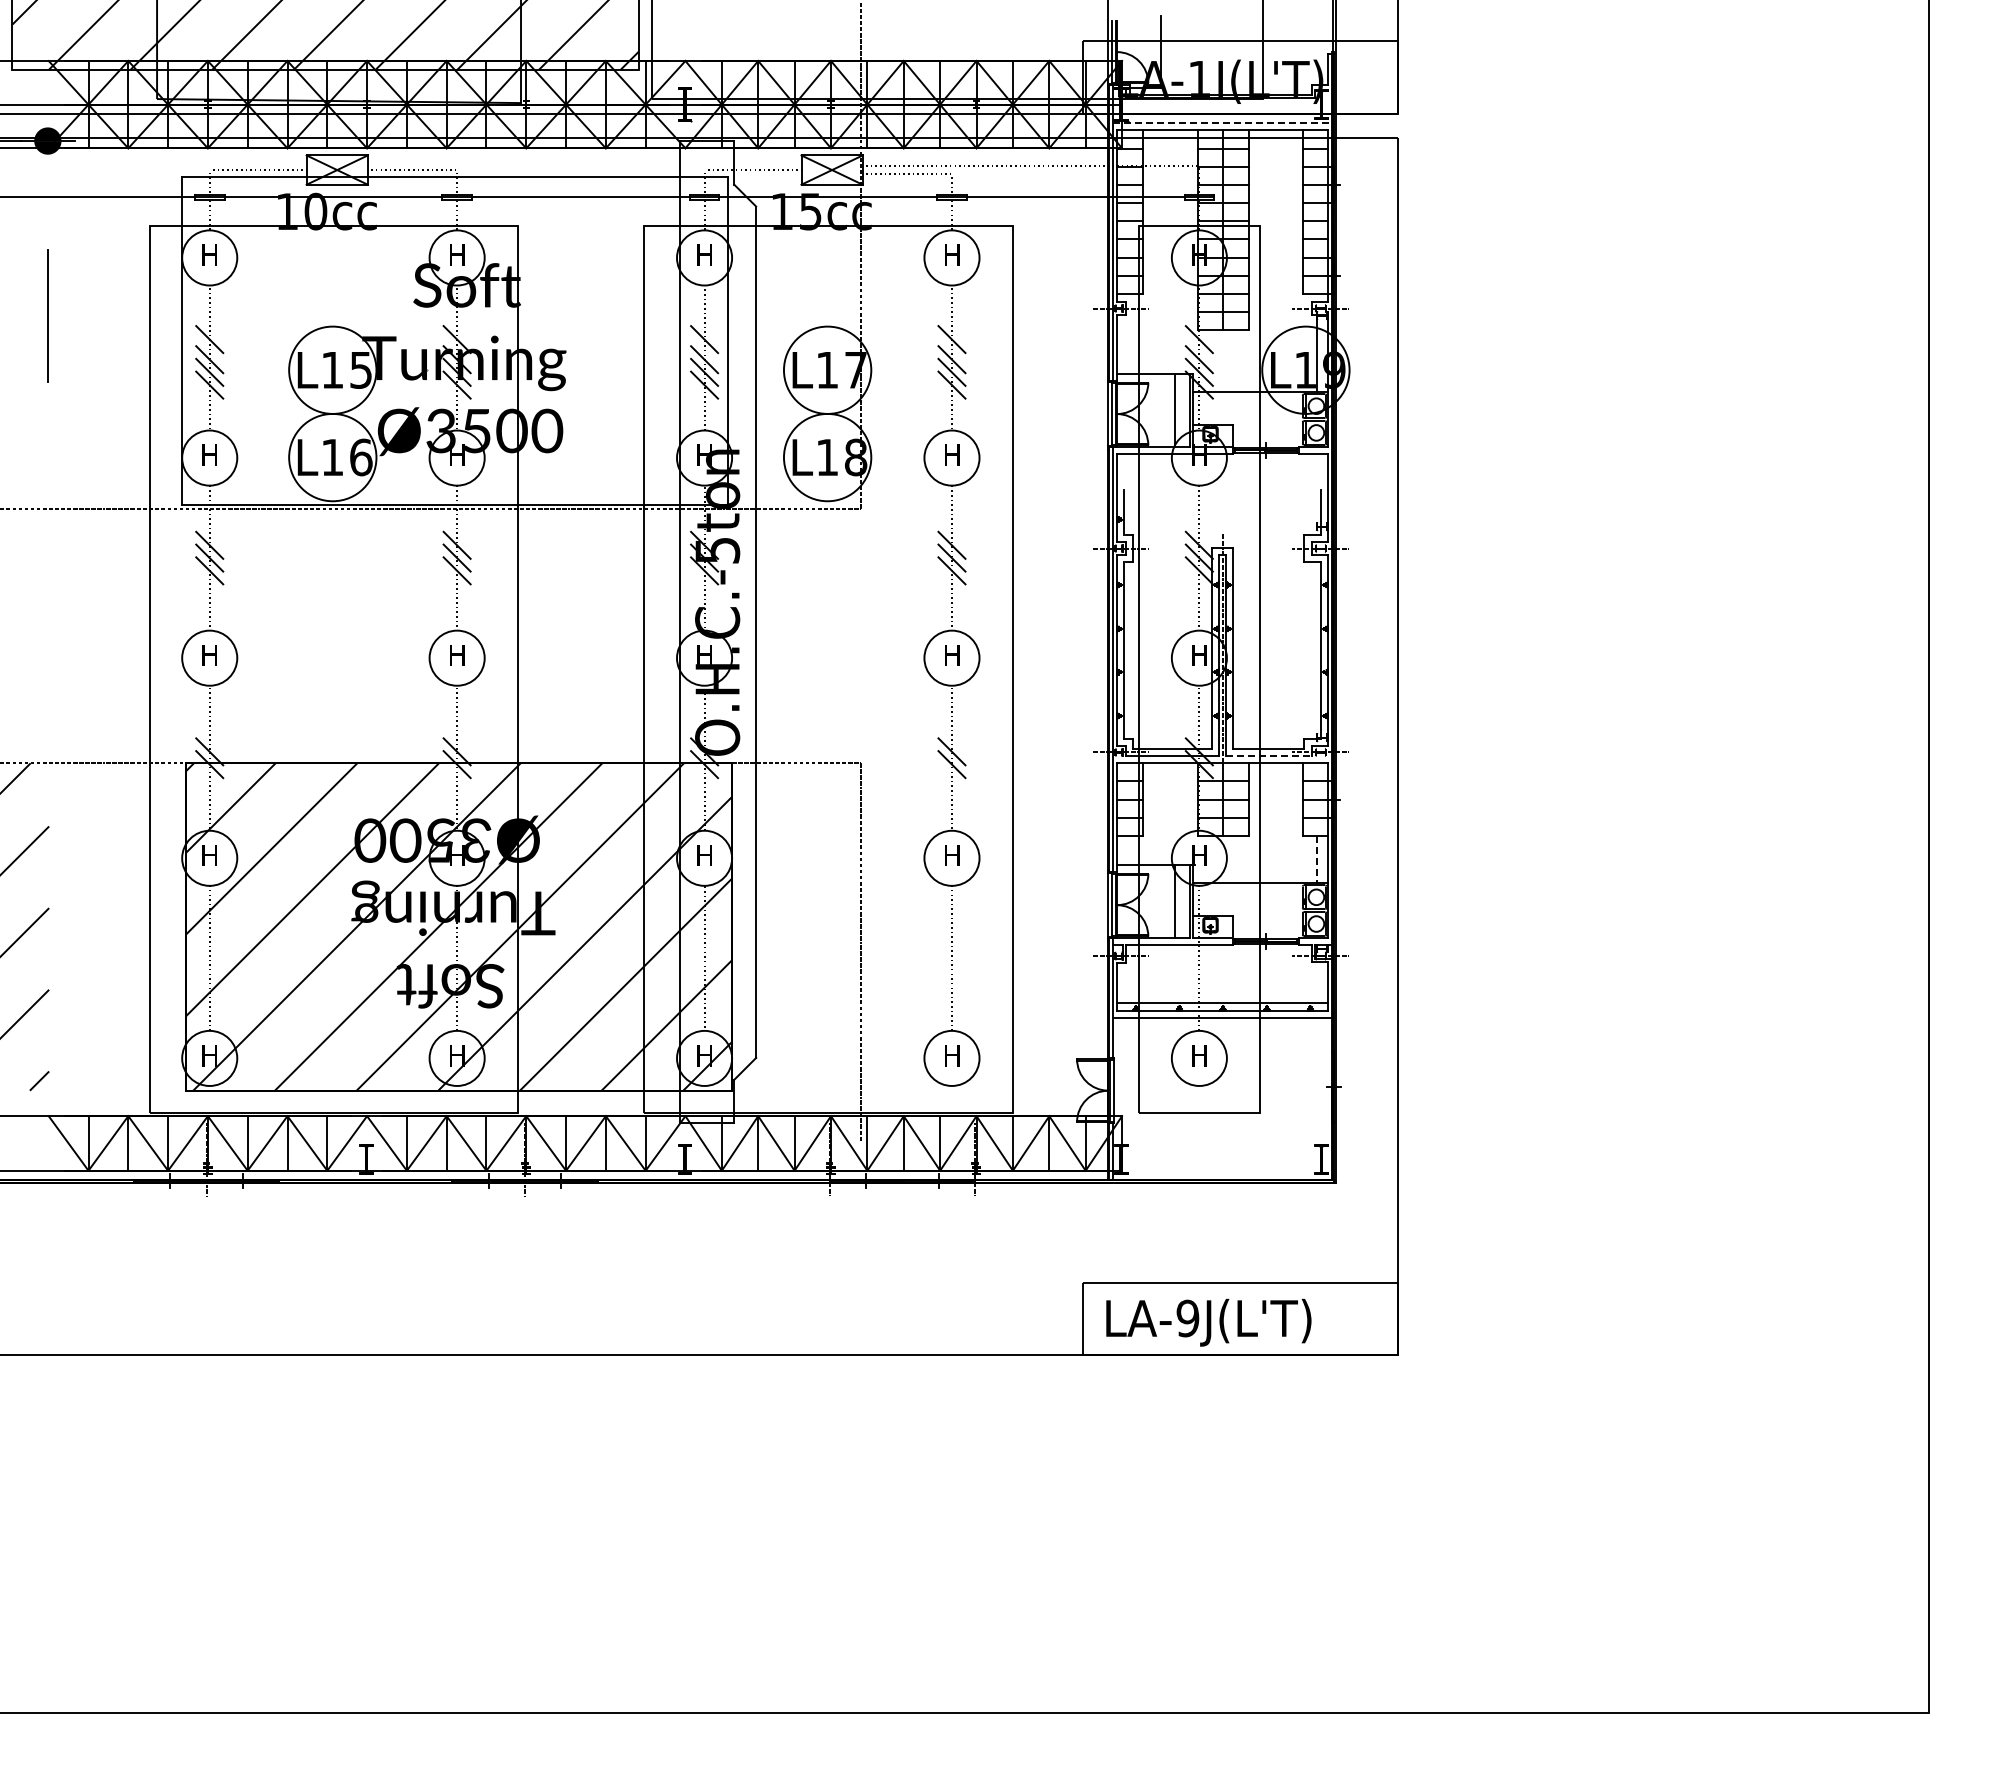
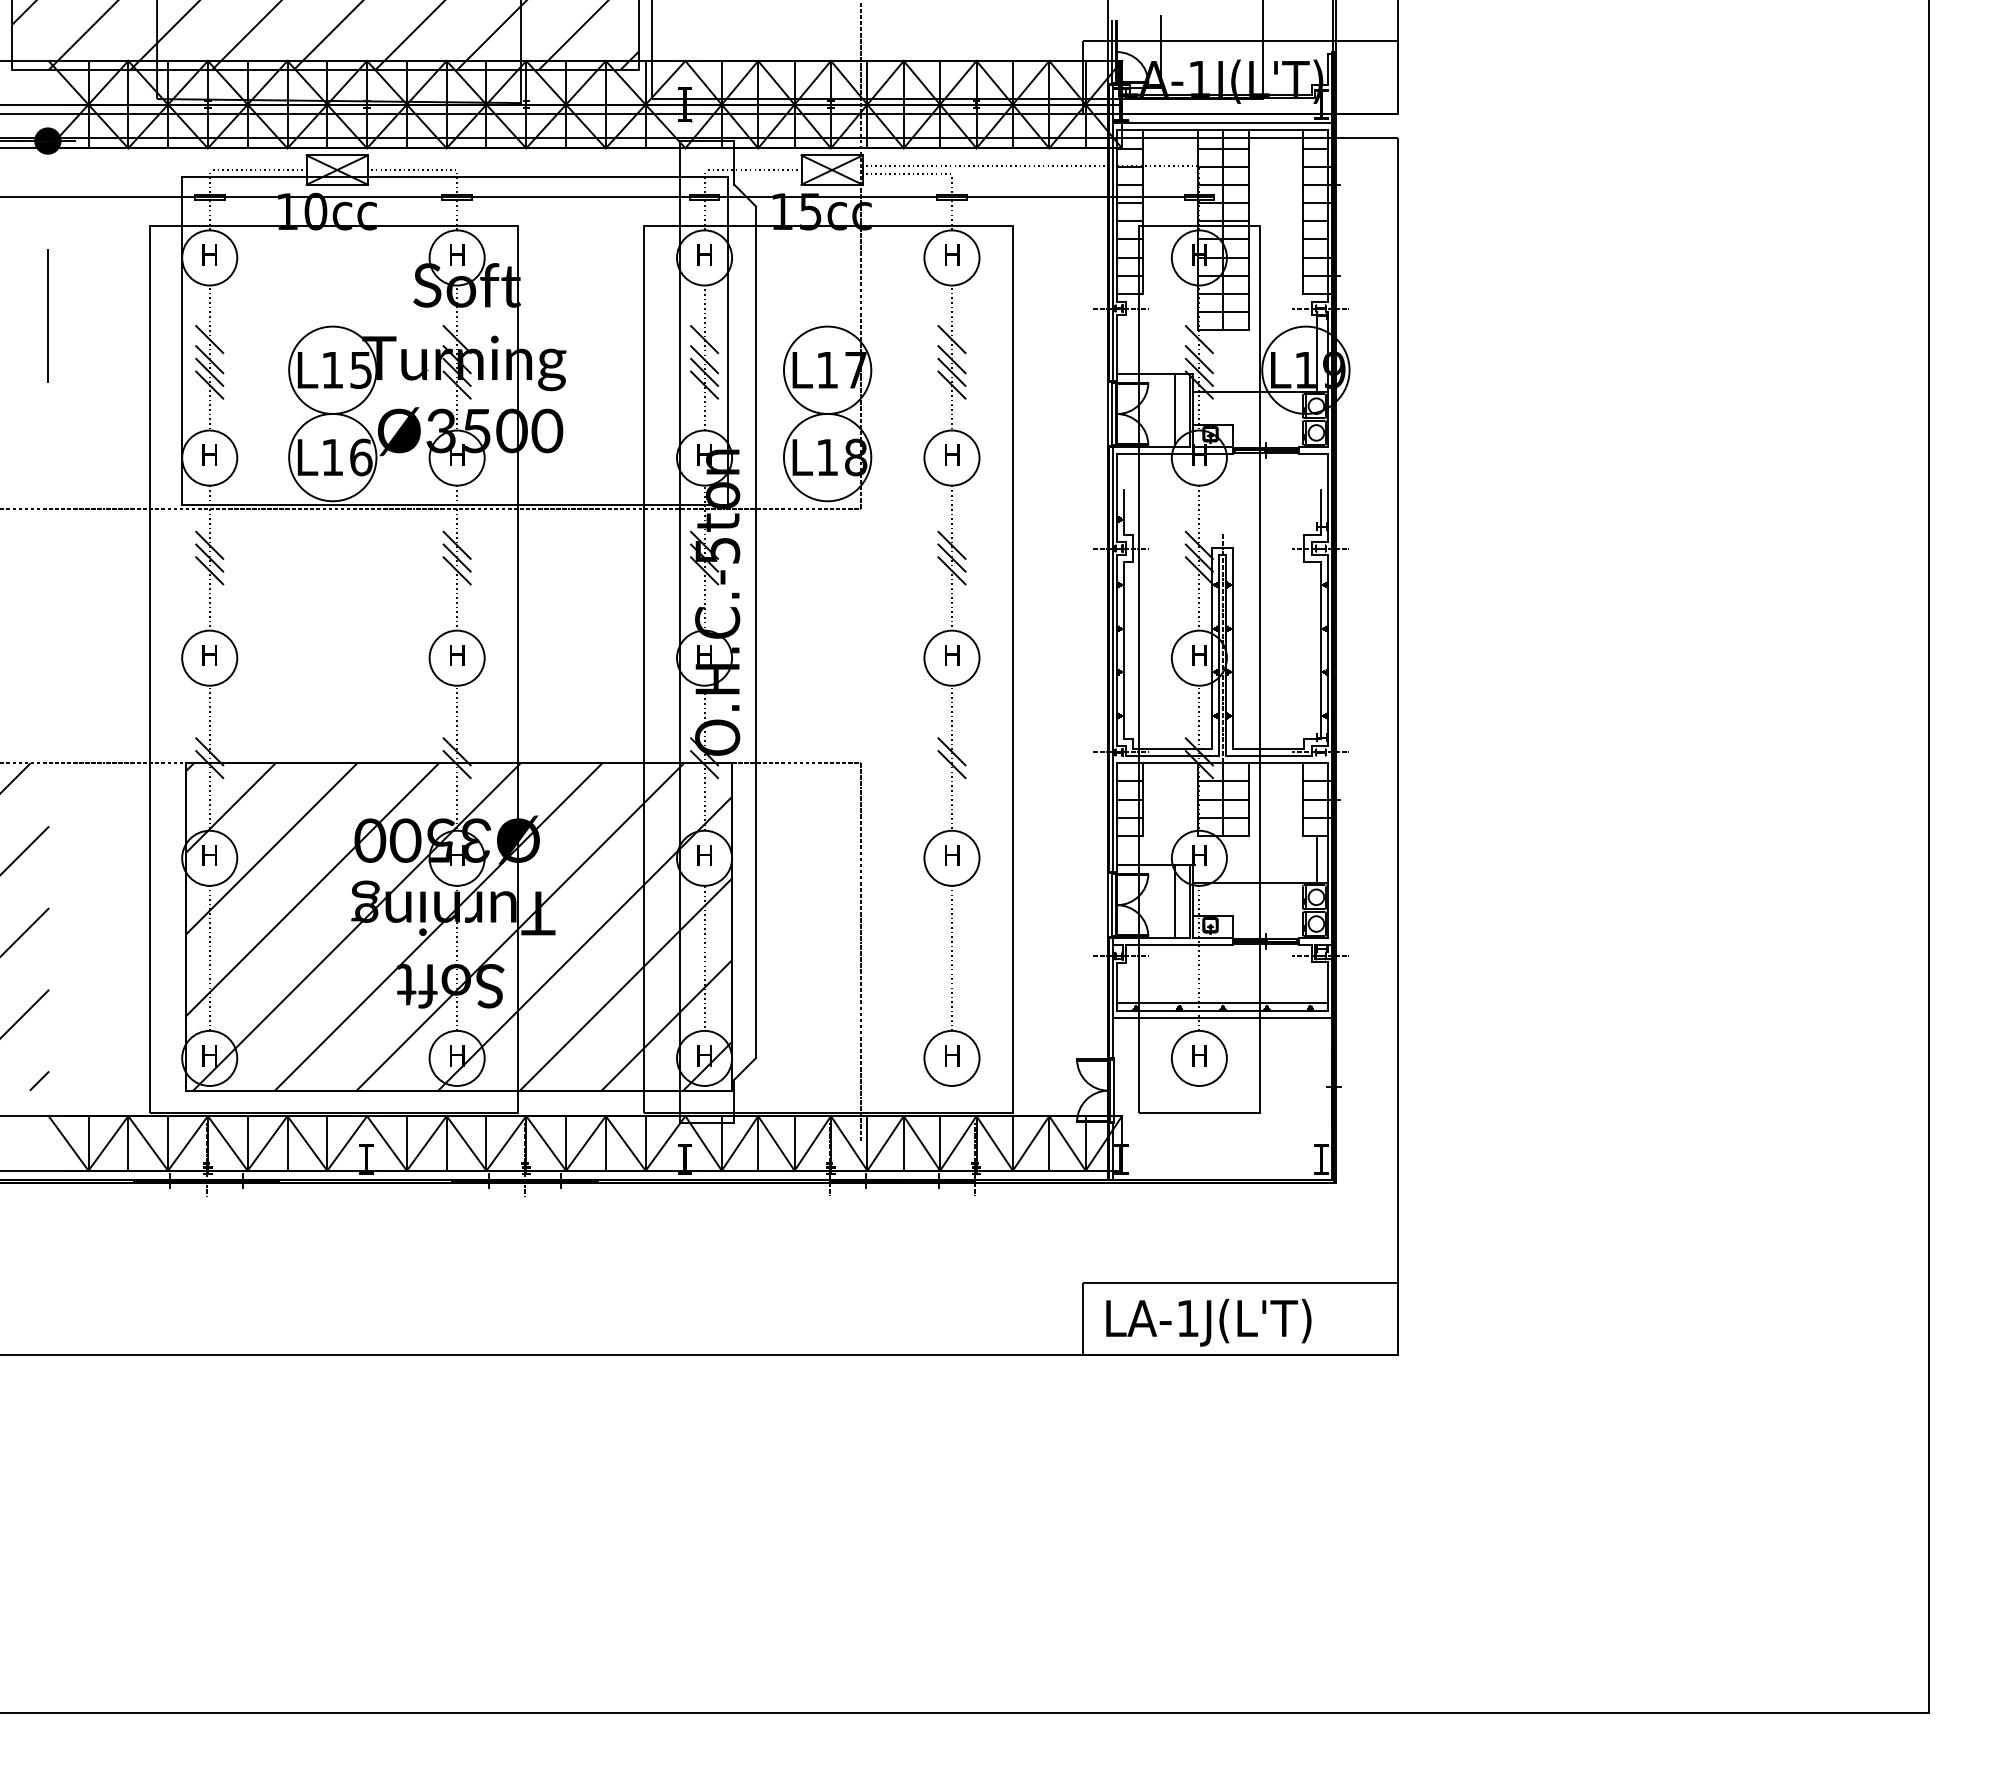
line: dashed -> solid (1223, 123)
line: dashed -> solid (1268, 756)
line: dashed -> solid (1317, 859)
text: LA-9J(L'T) -> LA-1J(L'T) (1187, 1318)
